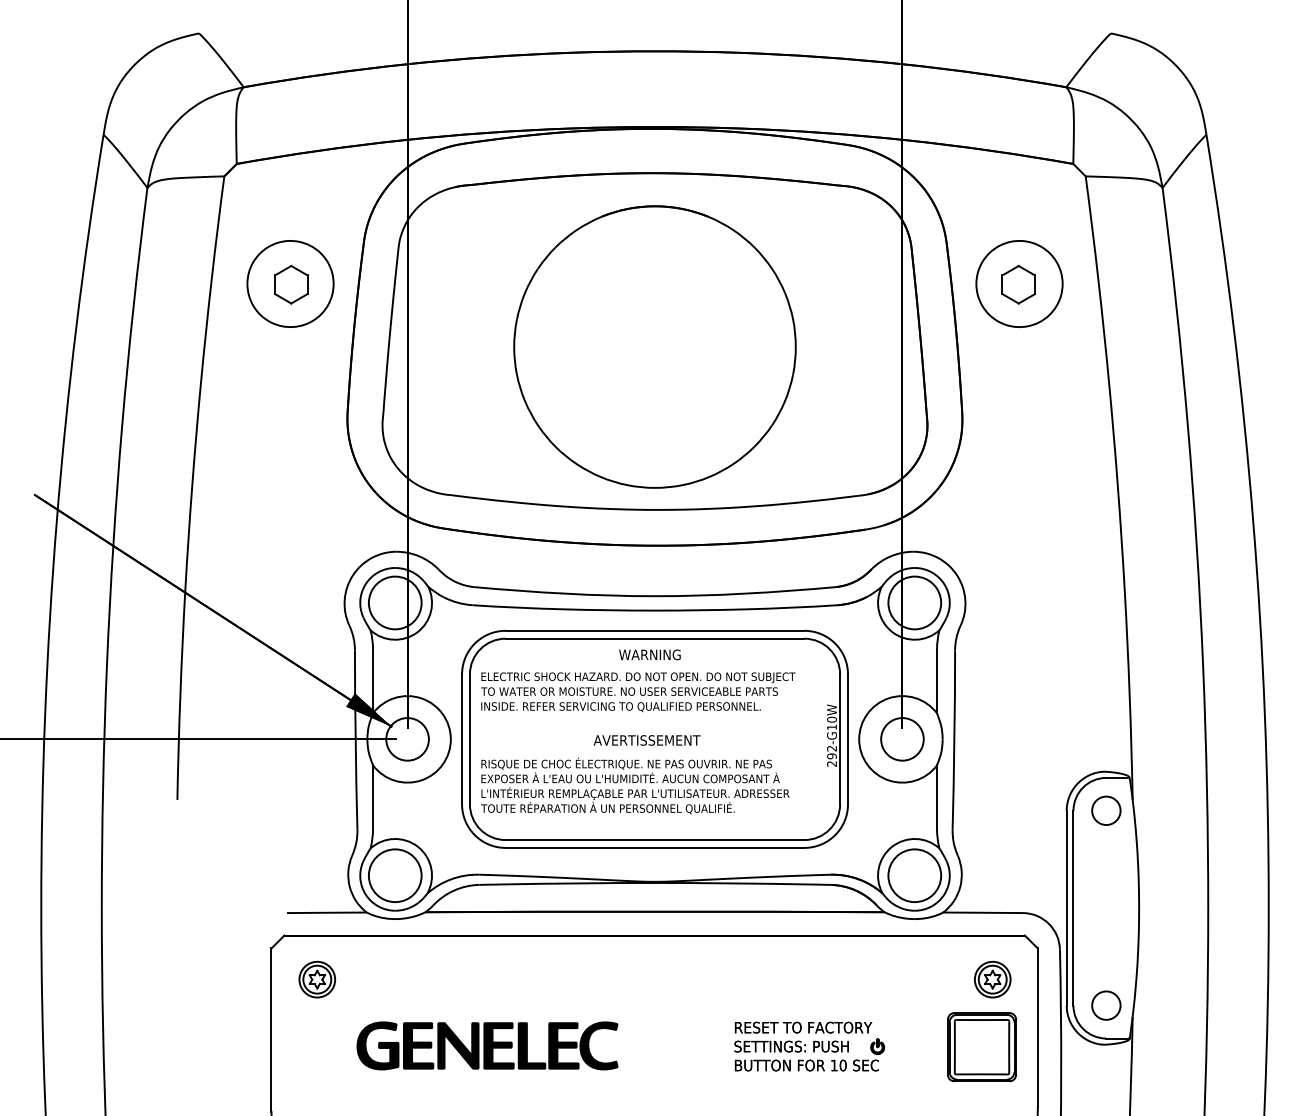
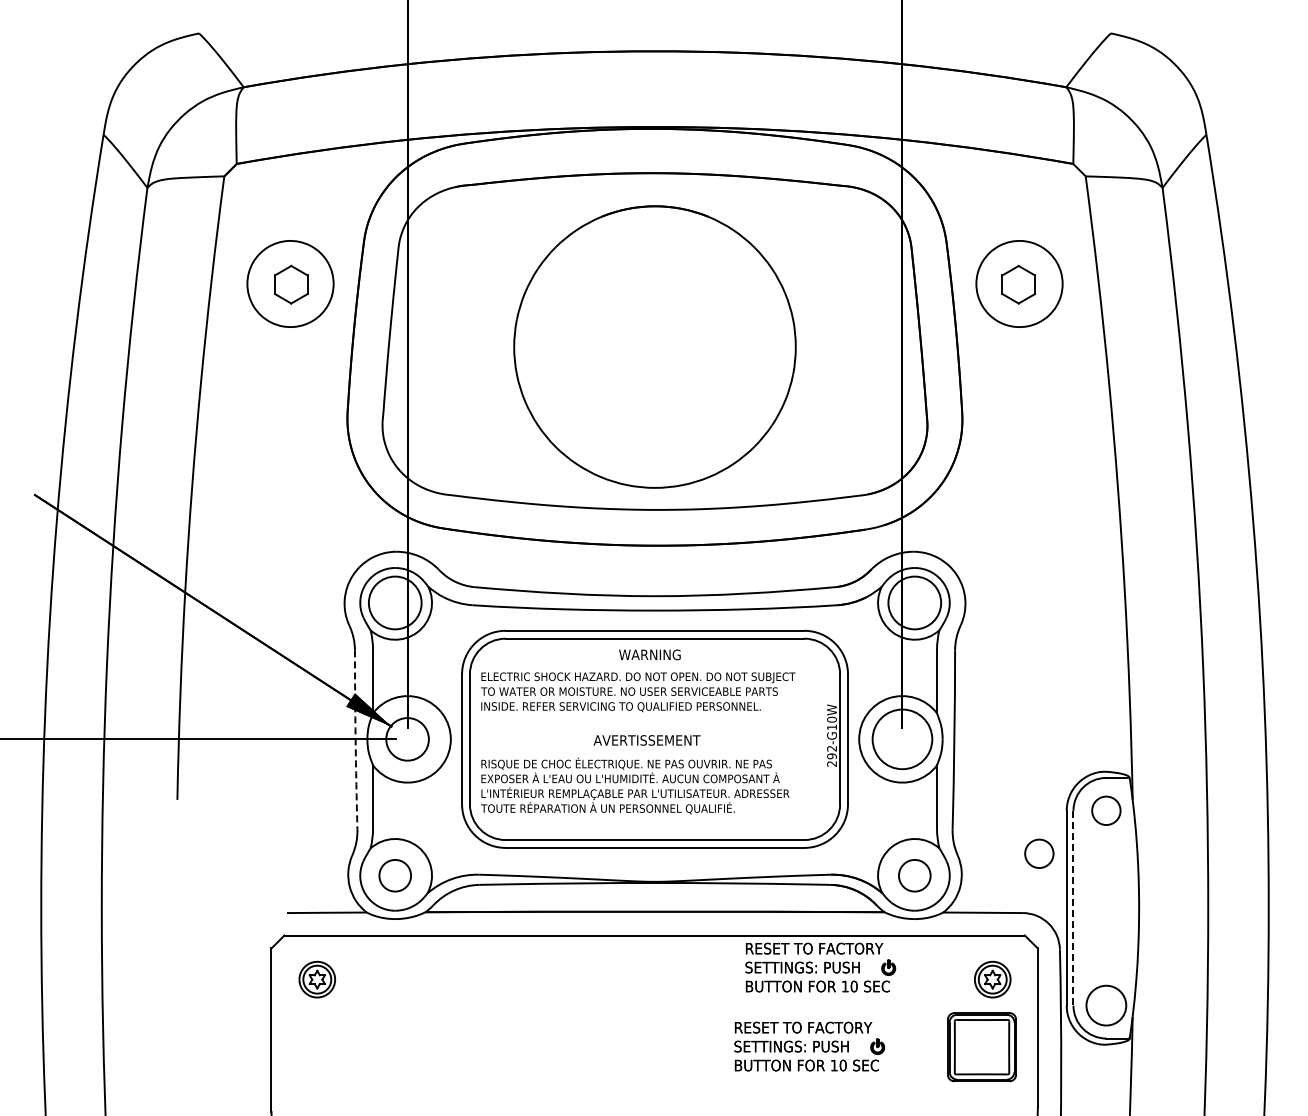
arc: solid -> dashed (355, 739)
circle diameter: 43 px -> 60 px (902, 739)
circle: none -> present (1039, 853)
circle diameter: 53 px -> 32 px (395, 875)
circle diameter: 53 px -> 32 px (914, 875)
line: solid -> dashed (1073, 908)
part: none -> present (820, 967)
circle diameter: 28 px -> 40 px (1106, 1005)
part: present -> none (487, 1045)
